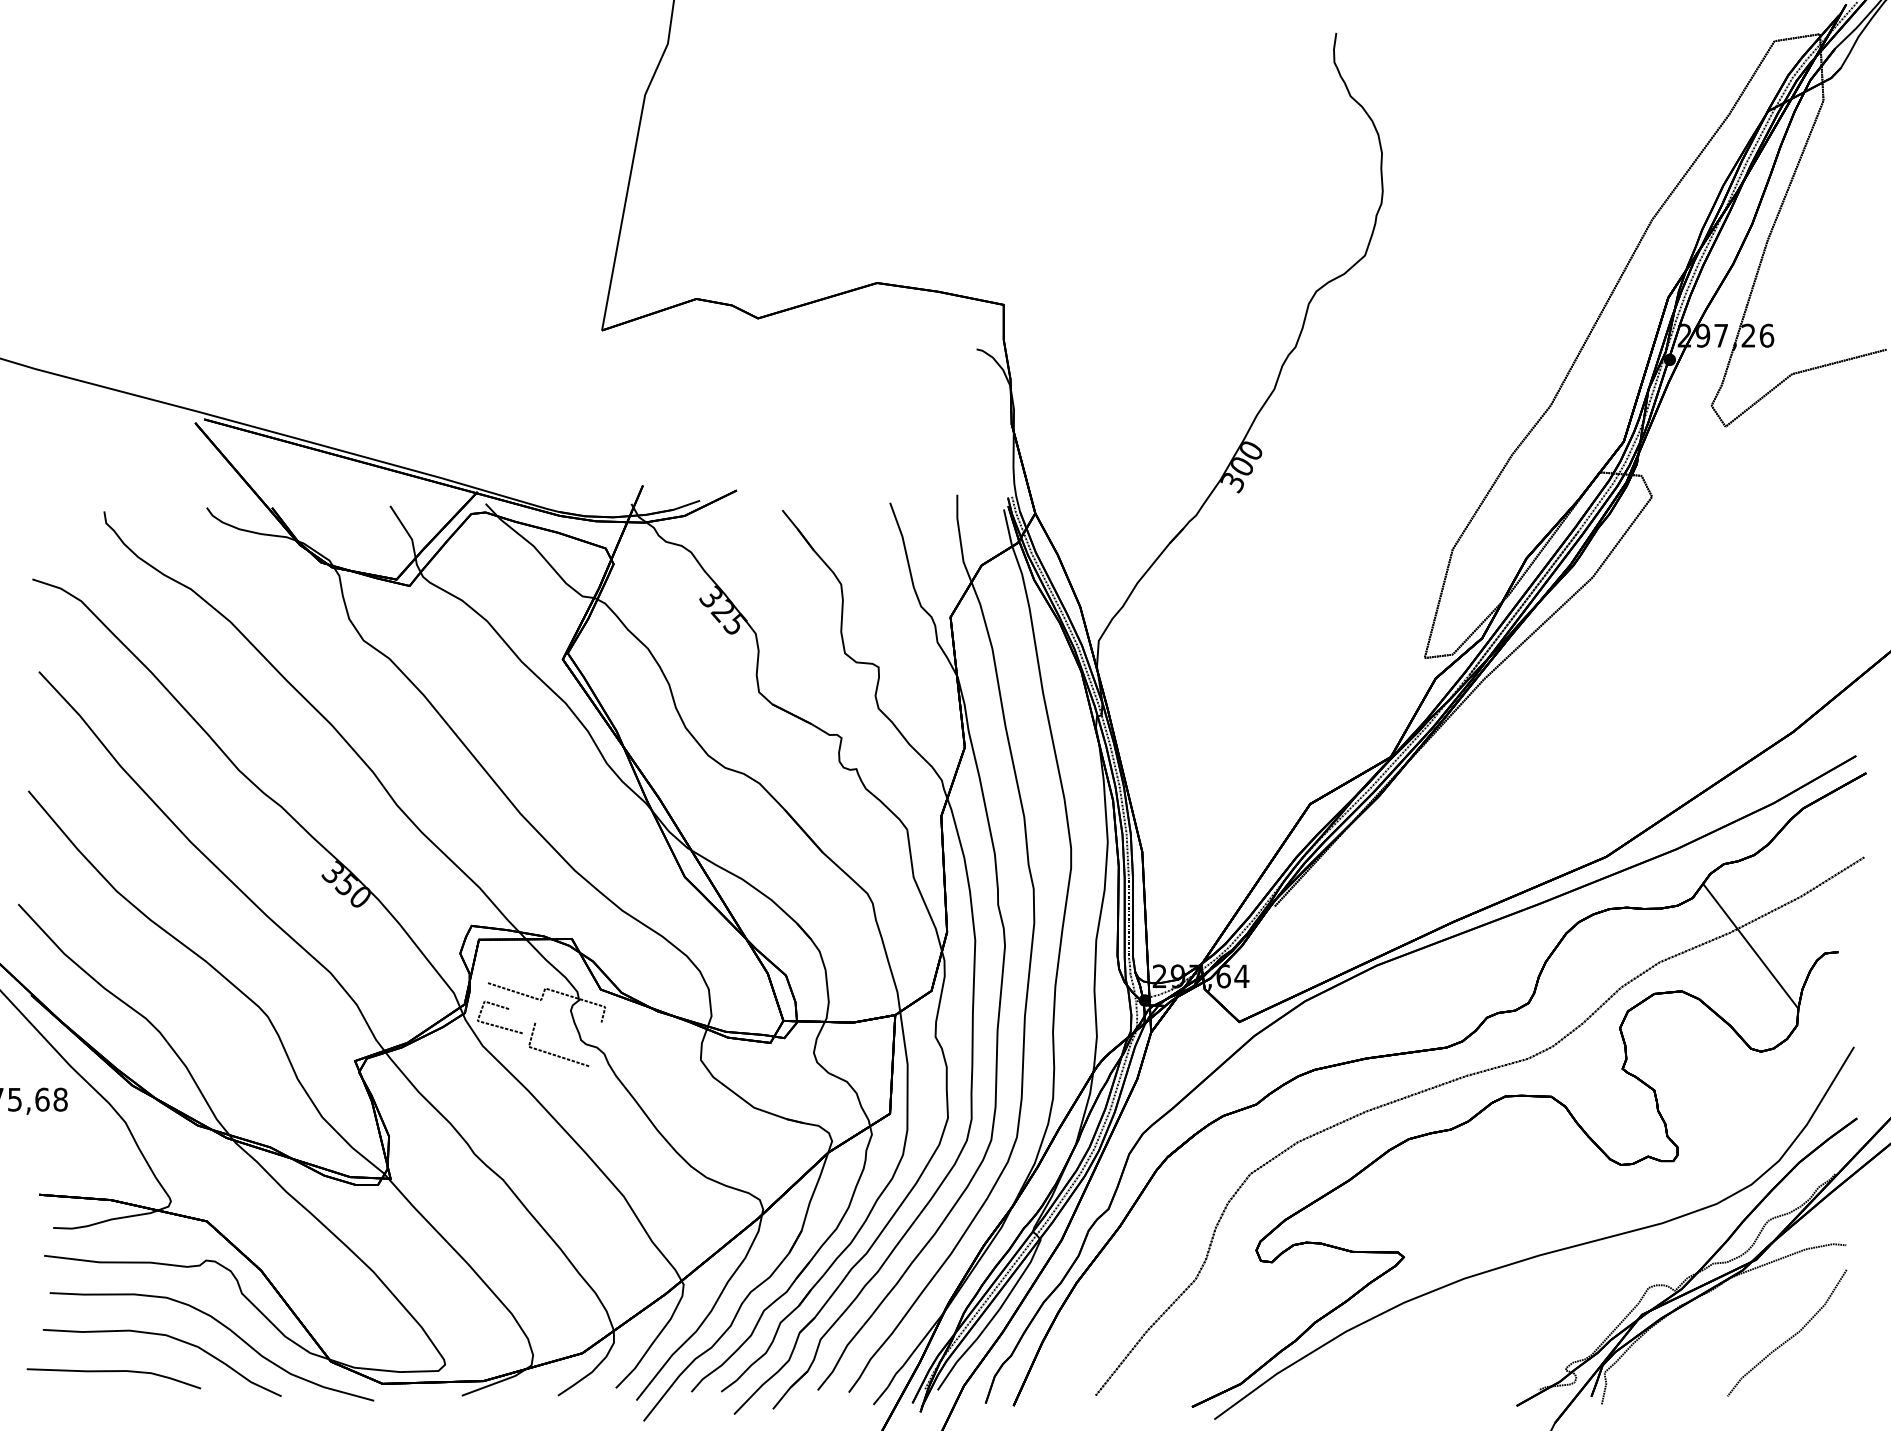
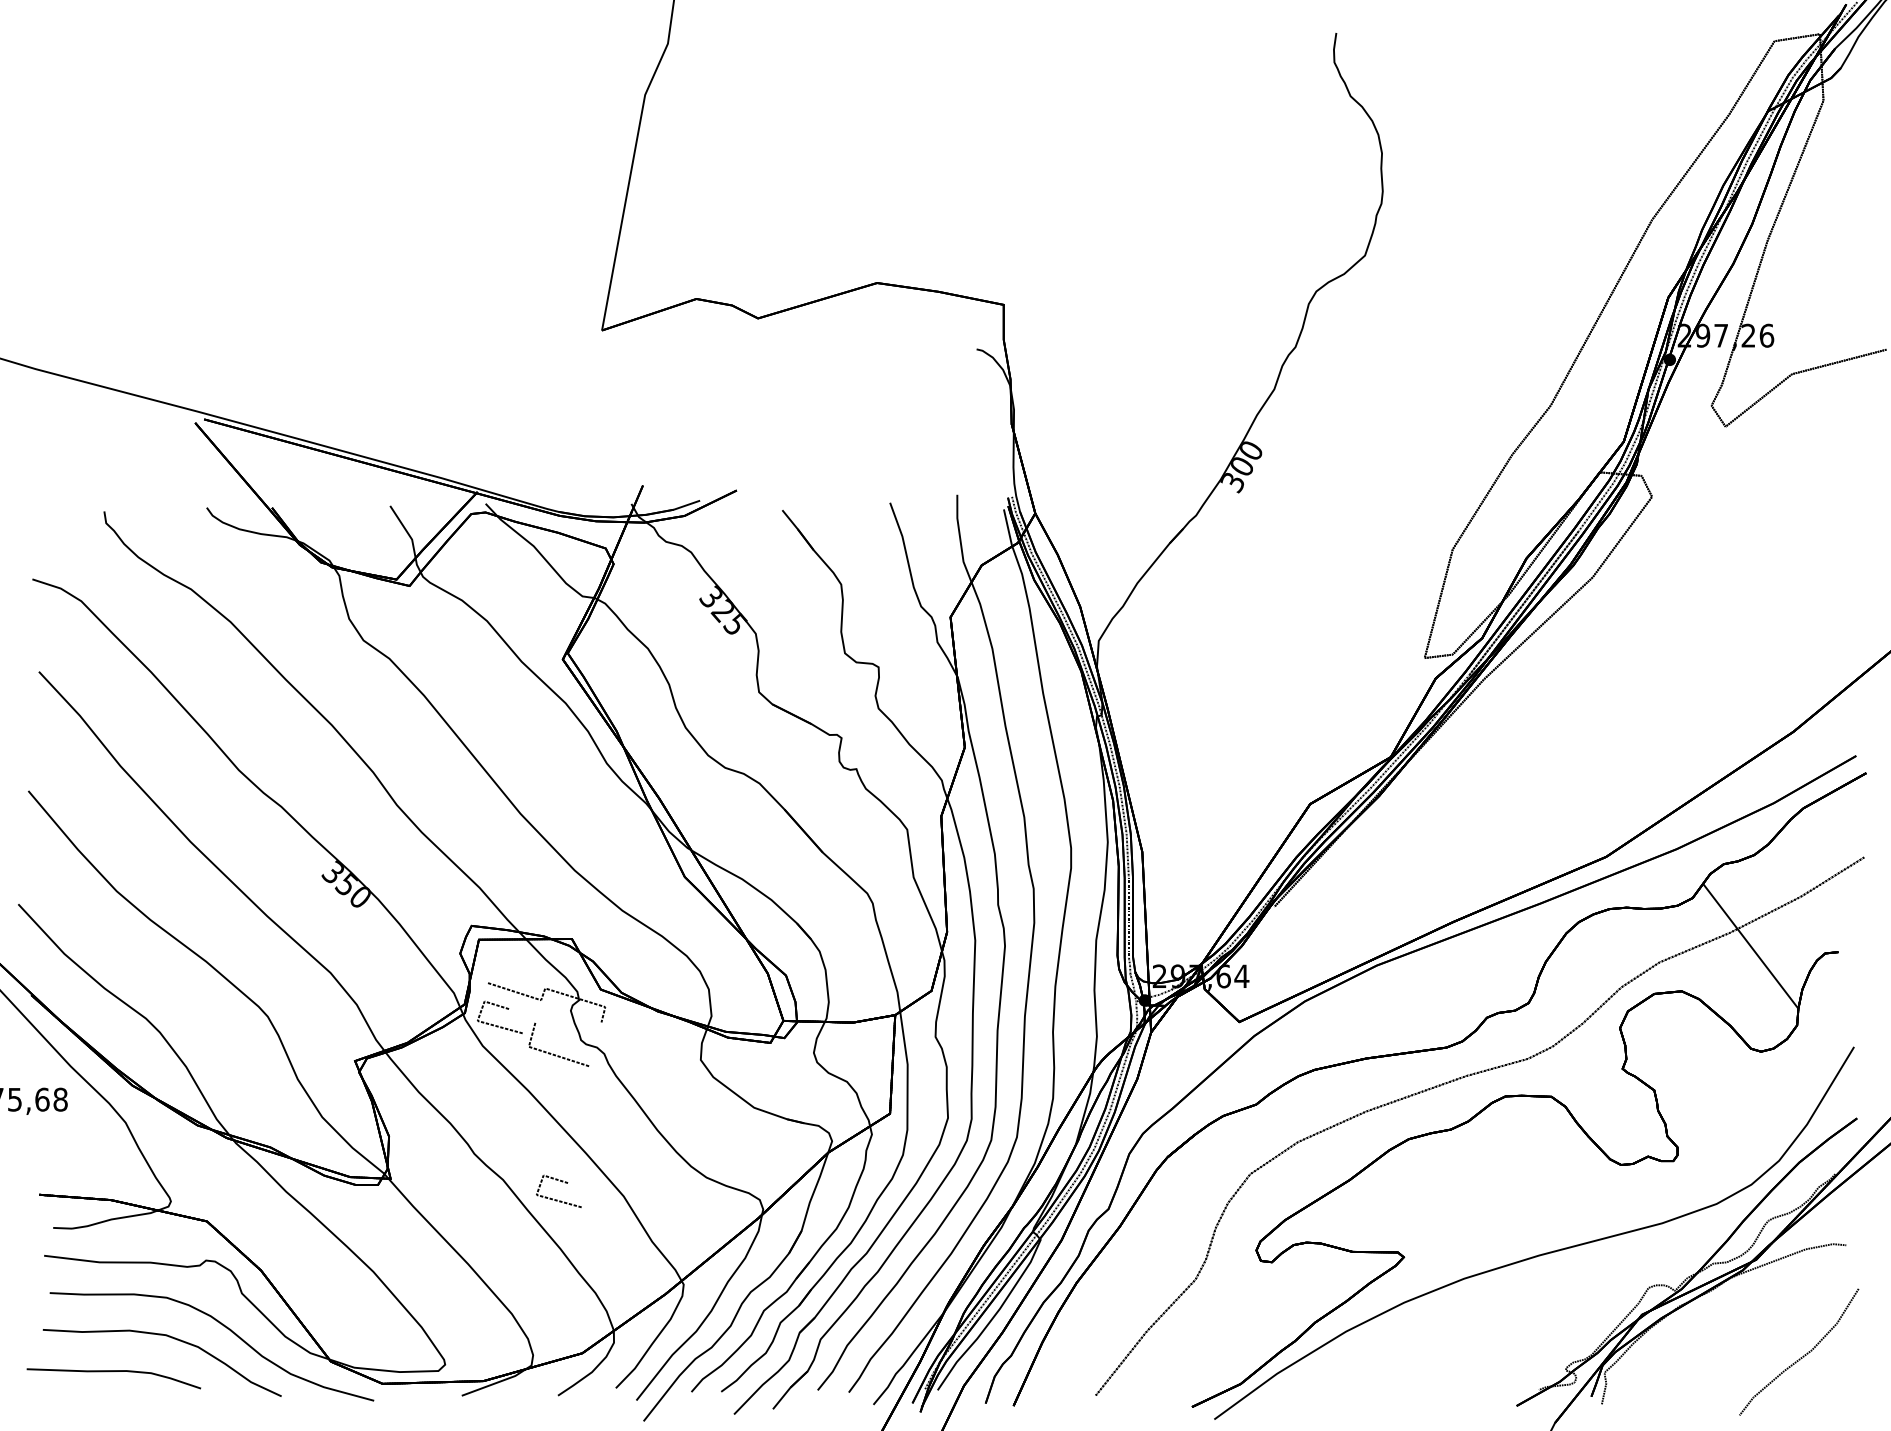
line: none -> present (562, 1182)
curve position: (1791, 1336) -> (1803, 1355) (1803, 1355)
